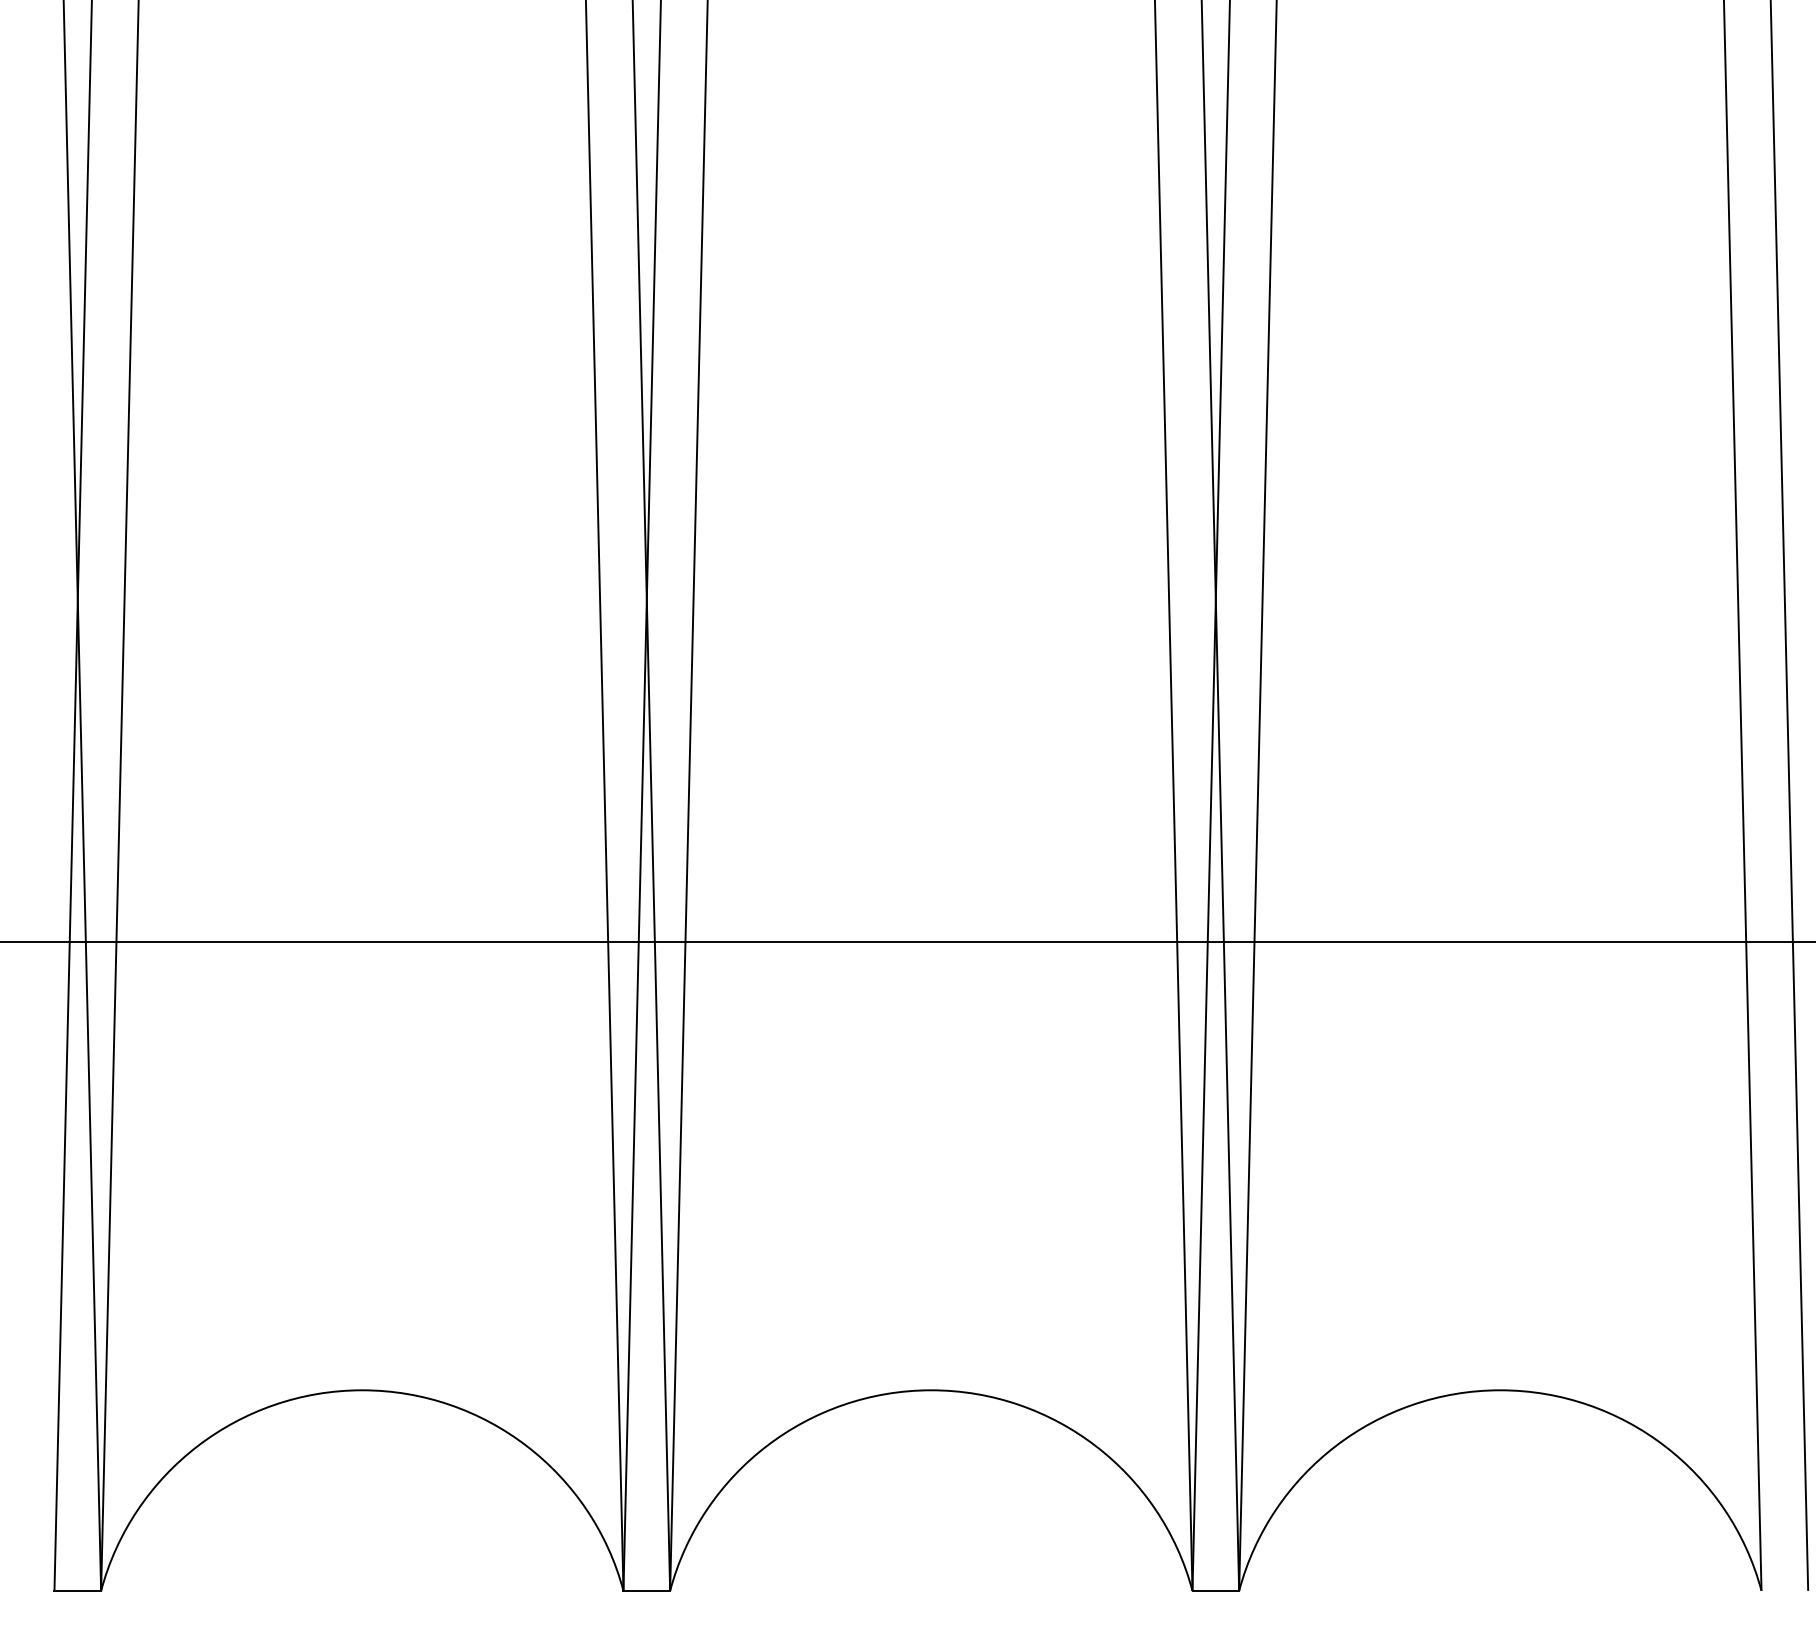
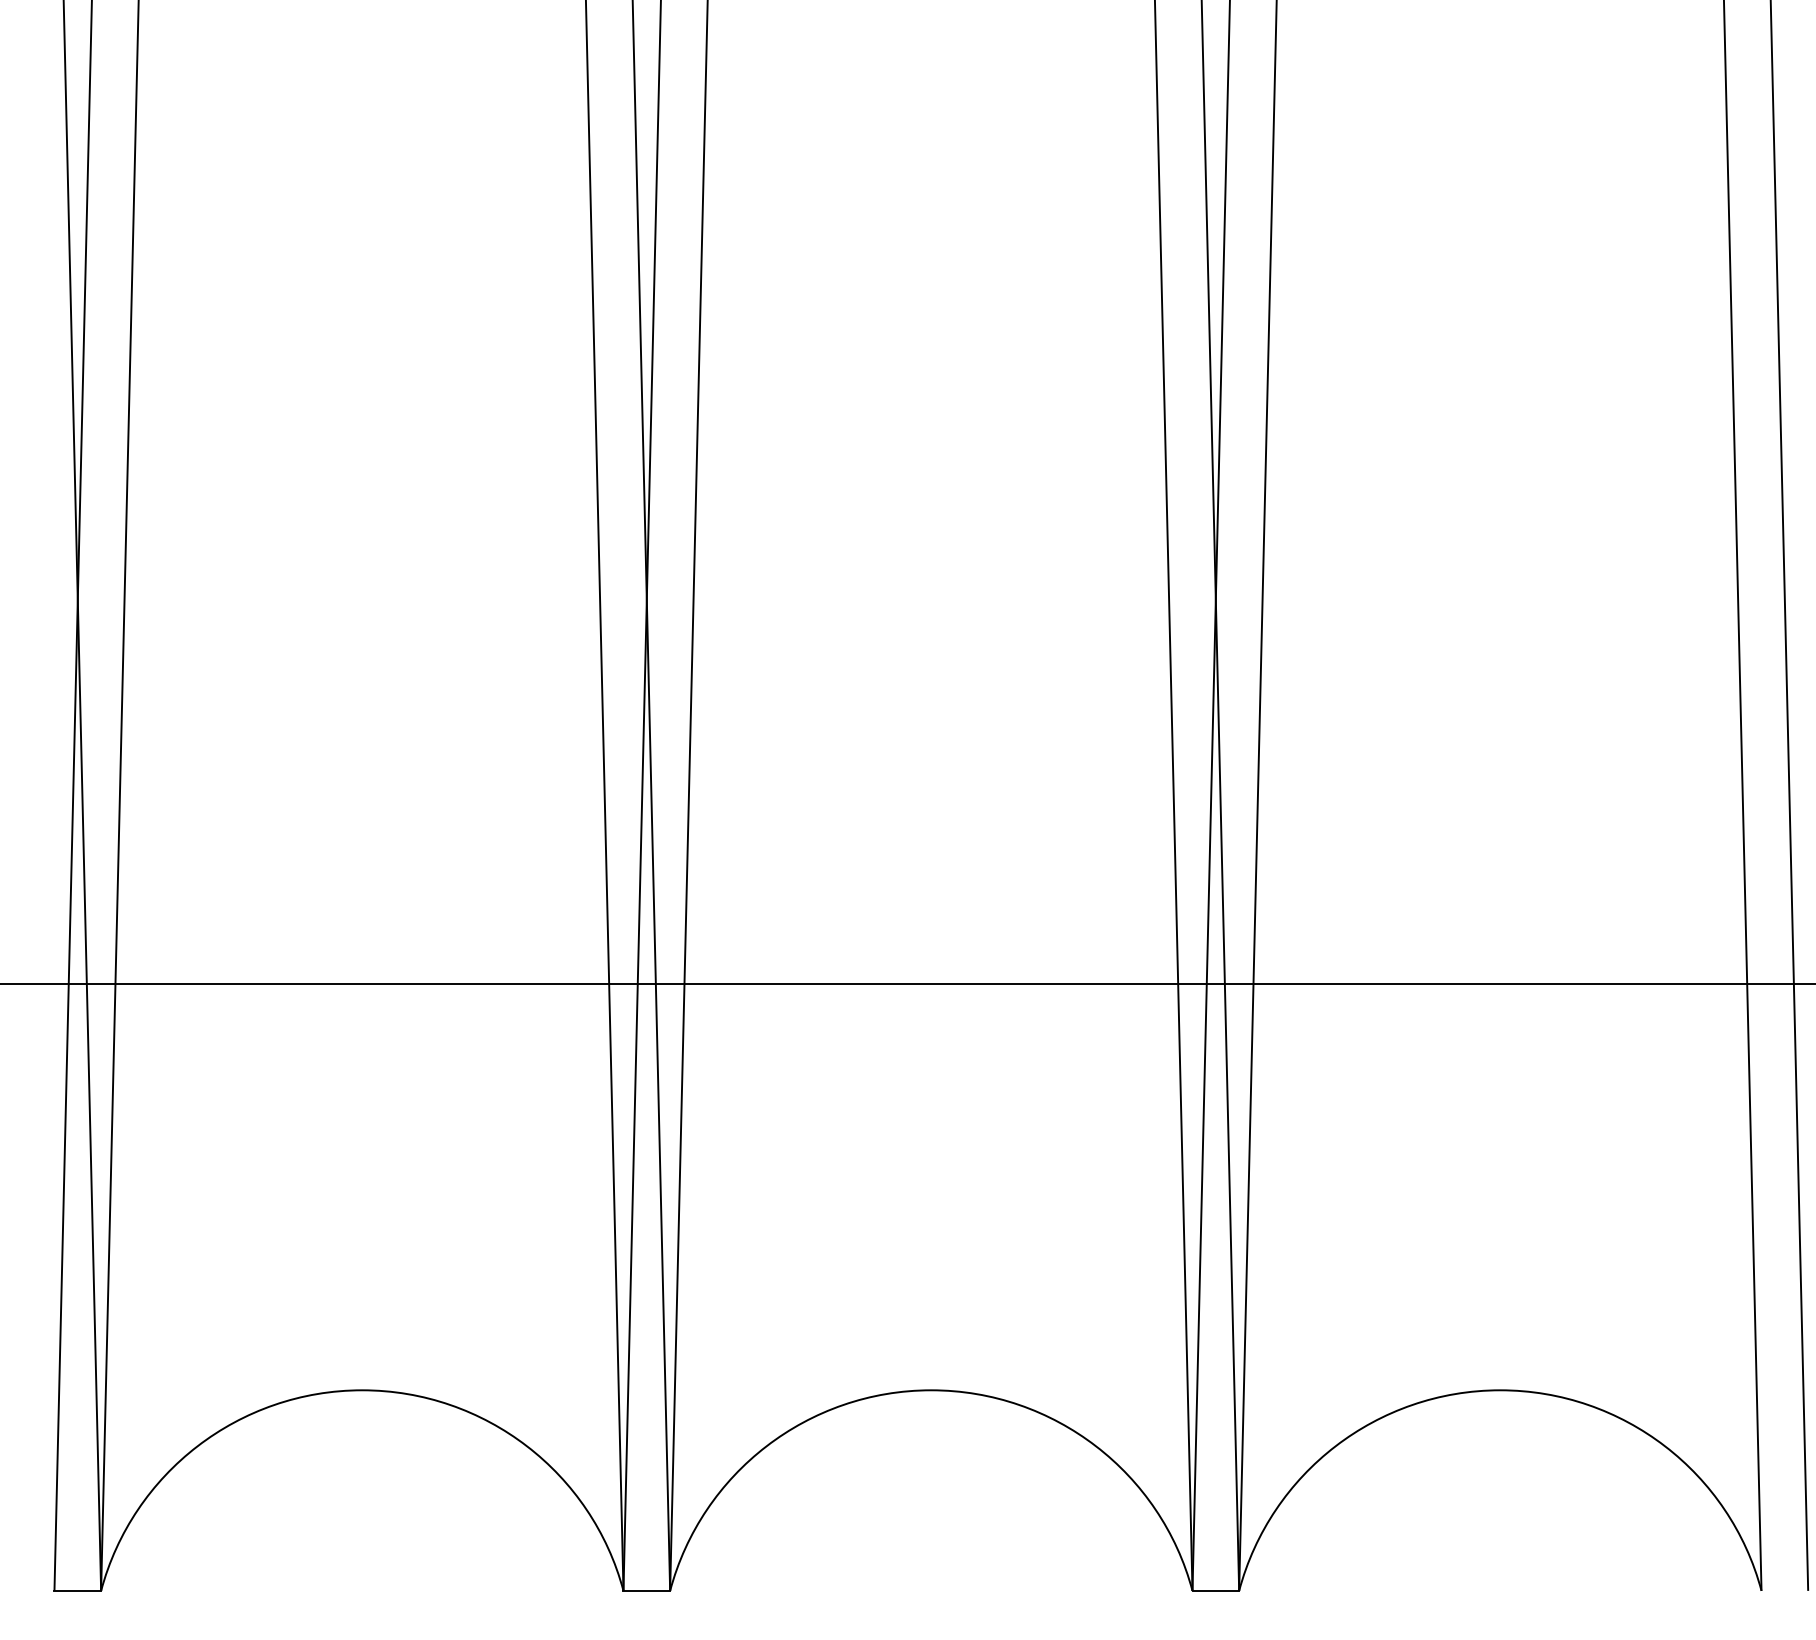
line position: (907, 942) -> (907, 984) (907, 984)
